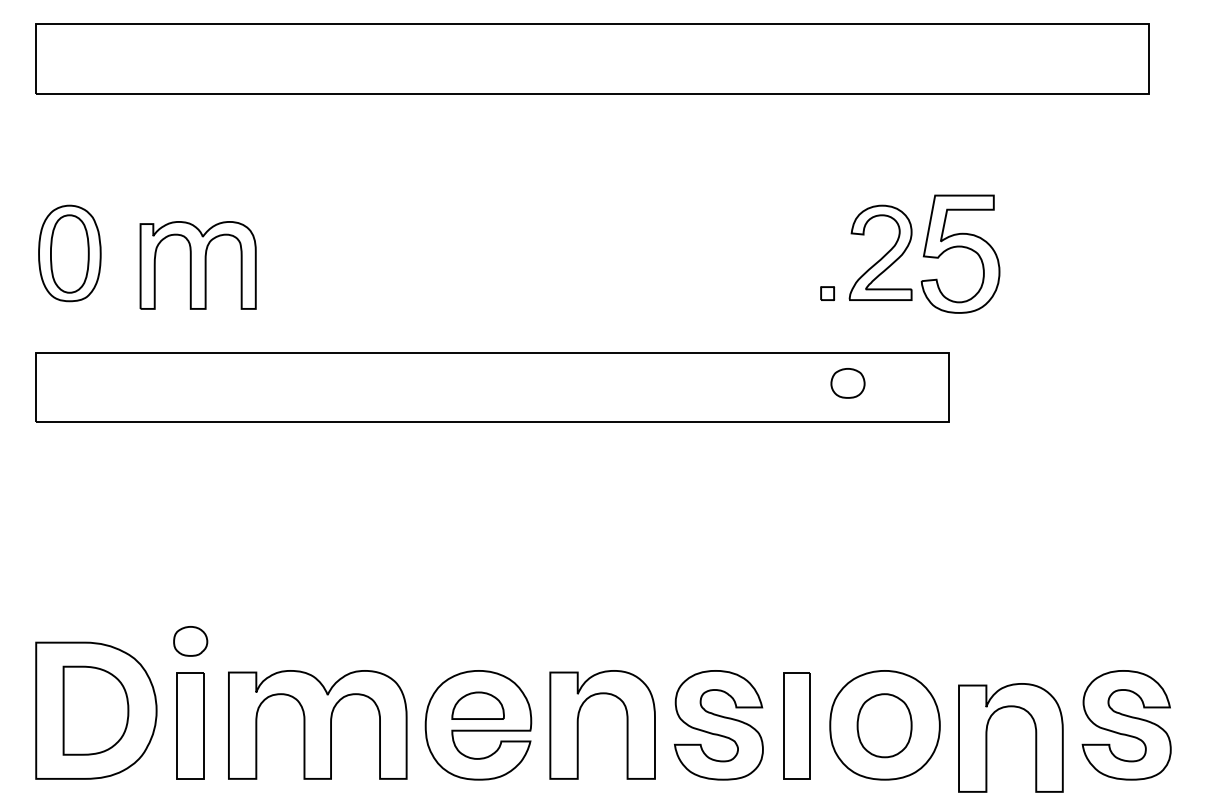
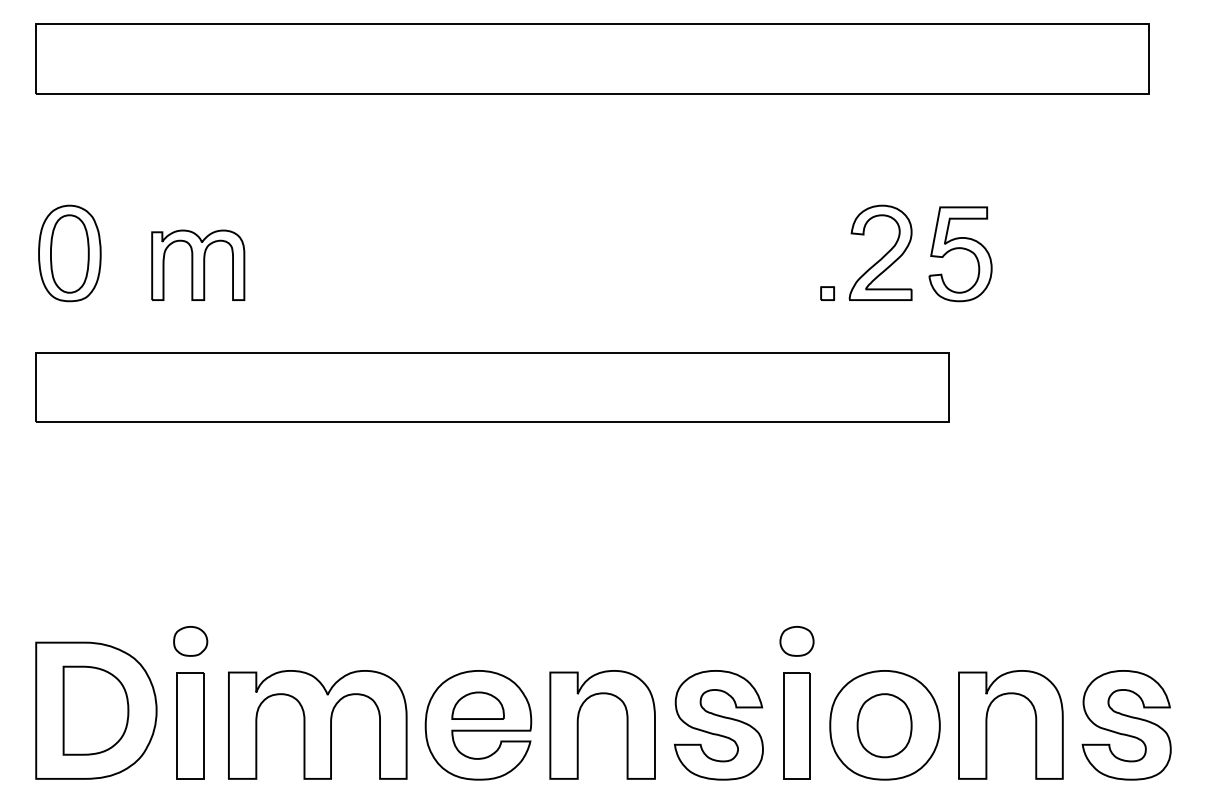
part size: 81x120 px -> 65x97 px (960, 254)
part size: 118x89 px -> 95x72 px (198, 264)
part position: (847, 383) -> (796, 641) (796, 641)
part position: (987, 737) -> (987, 724) (987, 724)
